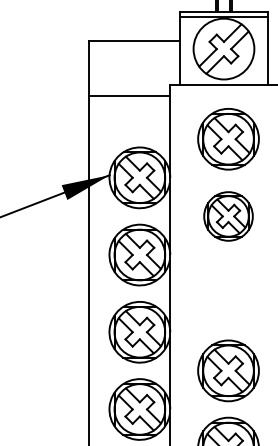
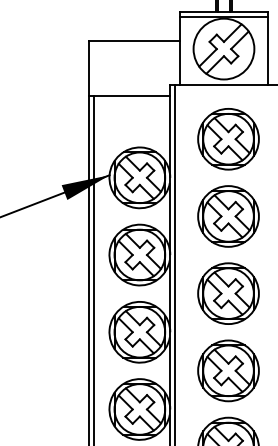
part size: 51x51 px -> 63x63 px (228, 216)
line: none -> present (175, 263)
line: none -> present (94, 268)
part: none -> present (228, 293)
